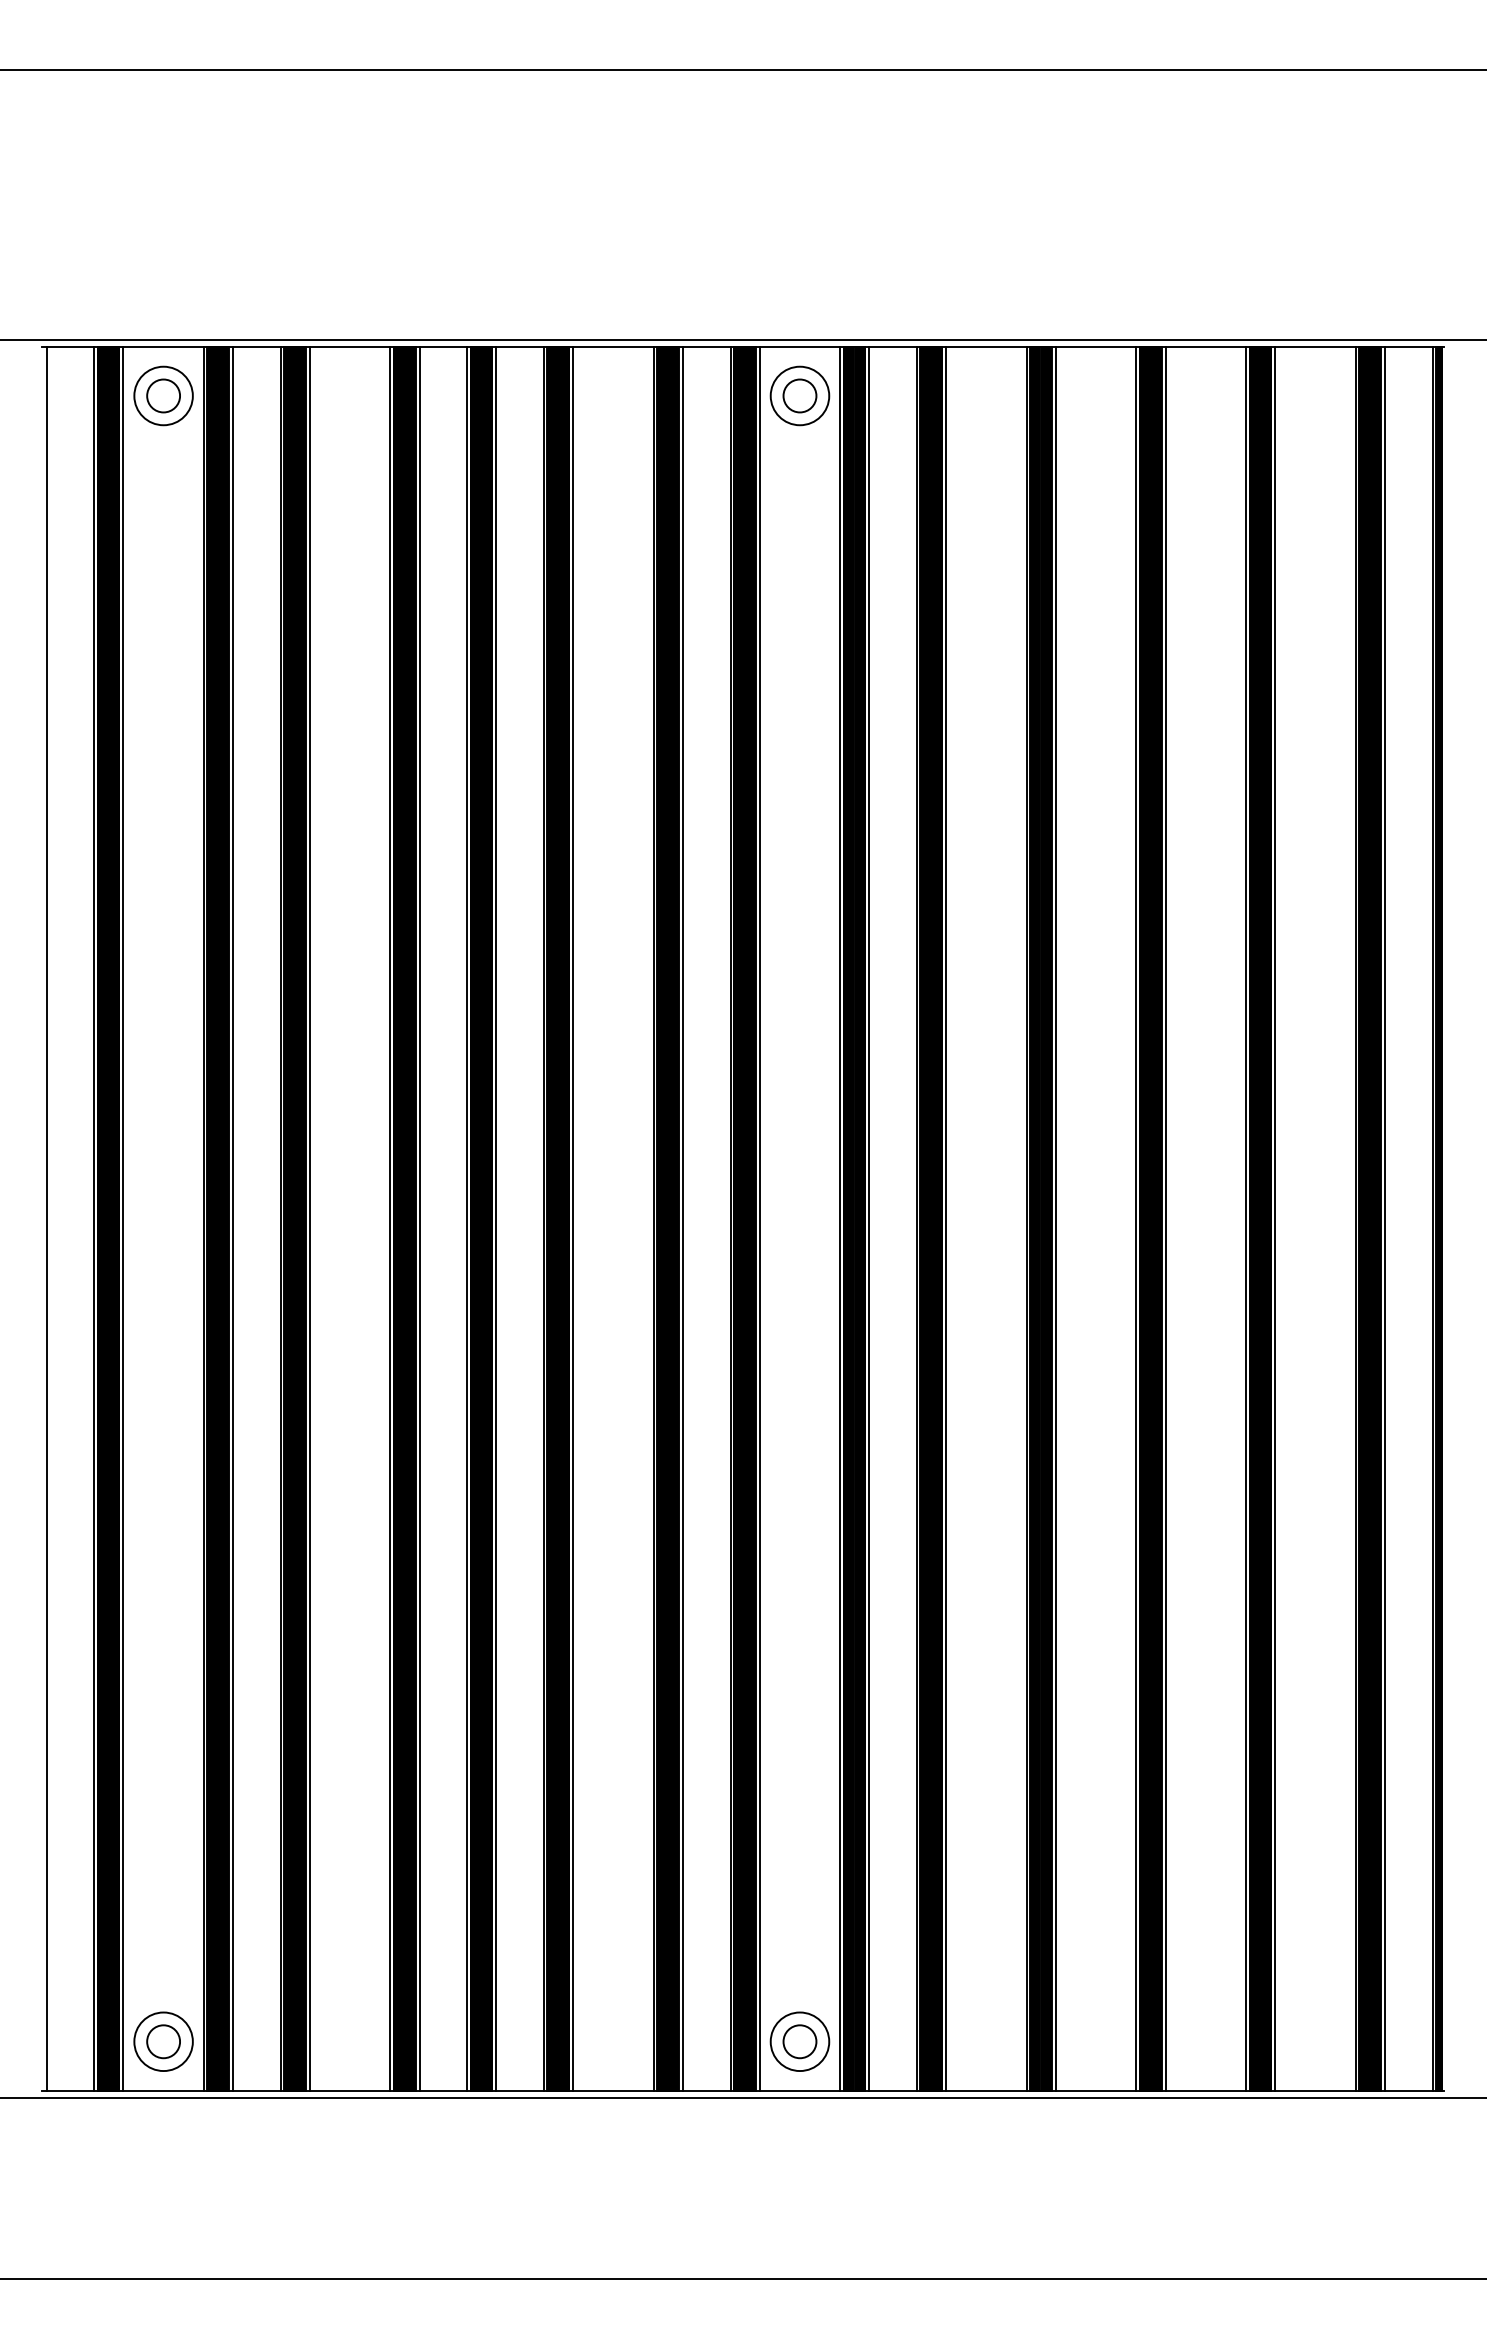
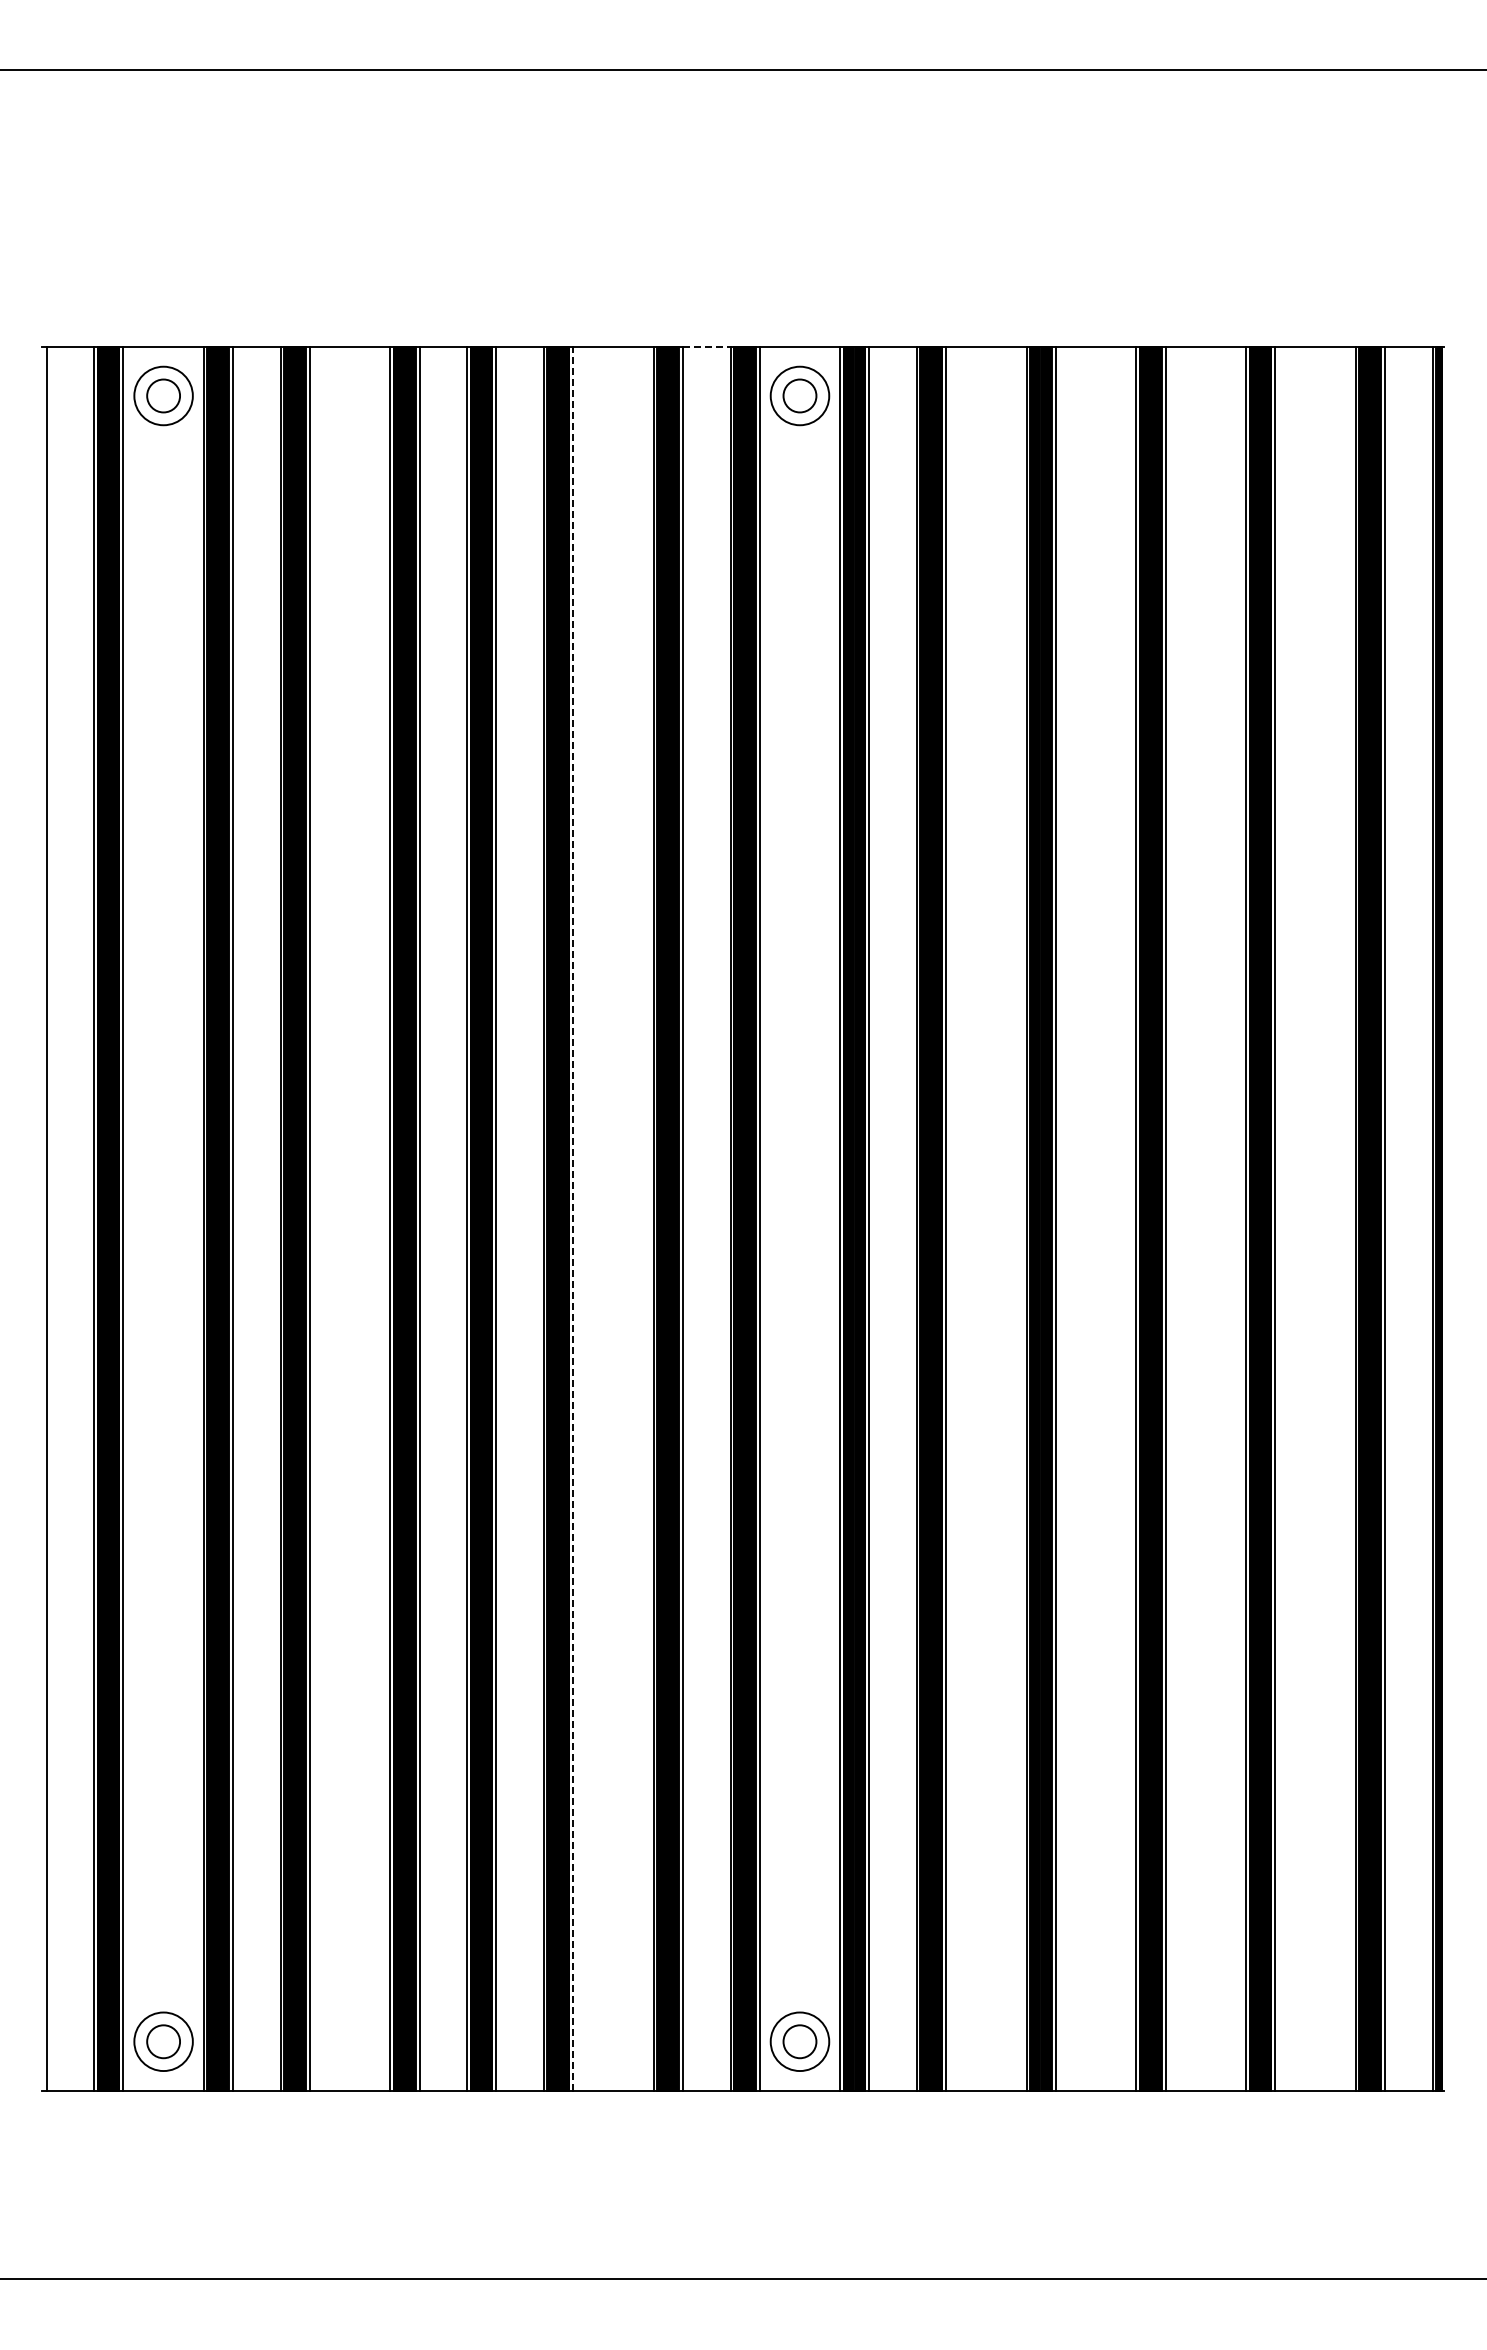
line: present -> none (742, 339)
line: solid -> dashed (706, 346)
line: solid -> dashed (573, 1218)
line: present -> none (742, 2098)
